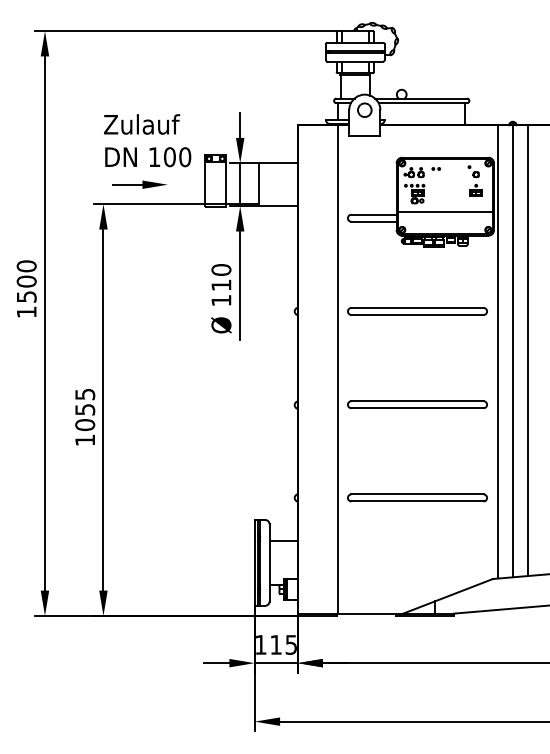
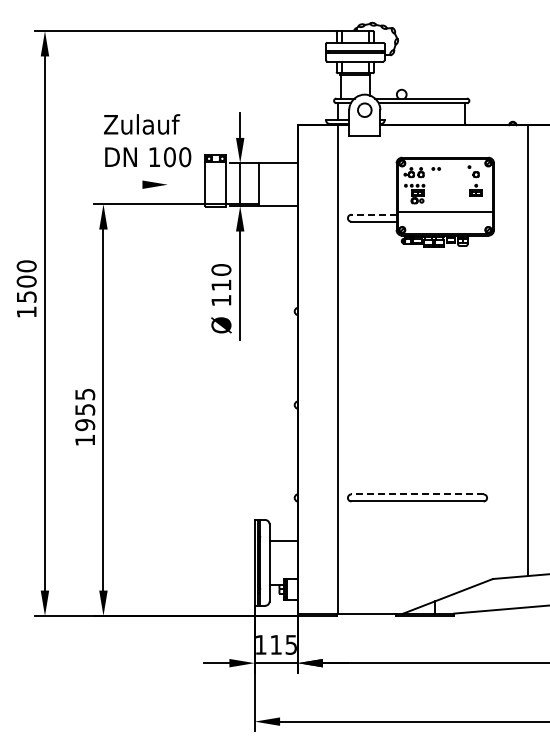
line: present -> none (127, 184)
line: solid -> dashed (374, 214)
part: present -> none (417, 311)
line: present -> none (512, 349)
line: present -> none (497, 351)
part: present -> none (417, 404)
text: 1055 -> 1955 (85, 425)
line: solid -> dashed (417, 494)
